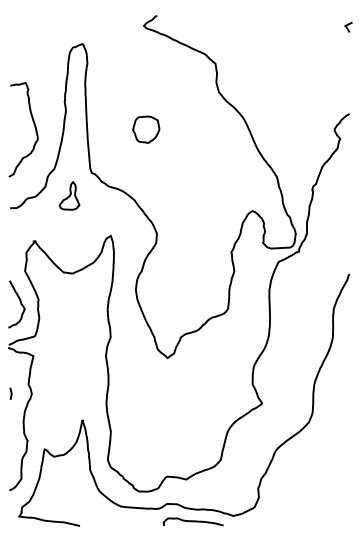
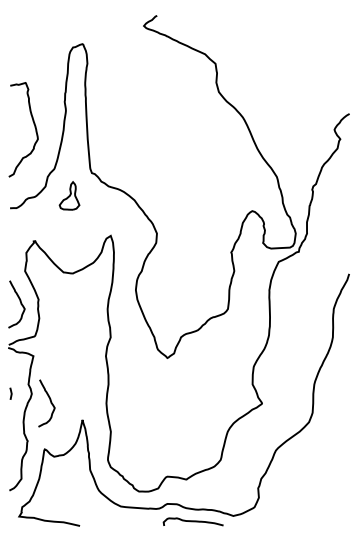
curve: present -> none (348, 25)
part: present -> none (146, 129)
curve: none -> present (50, 403)
